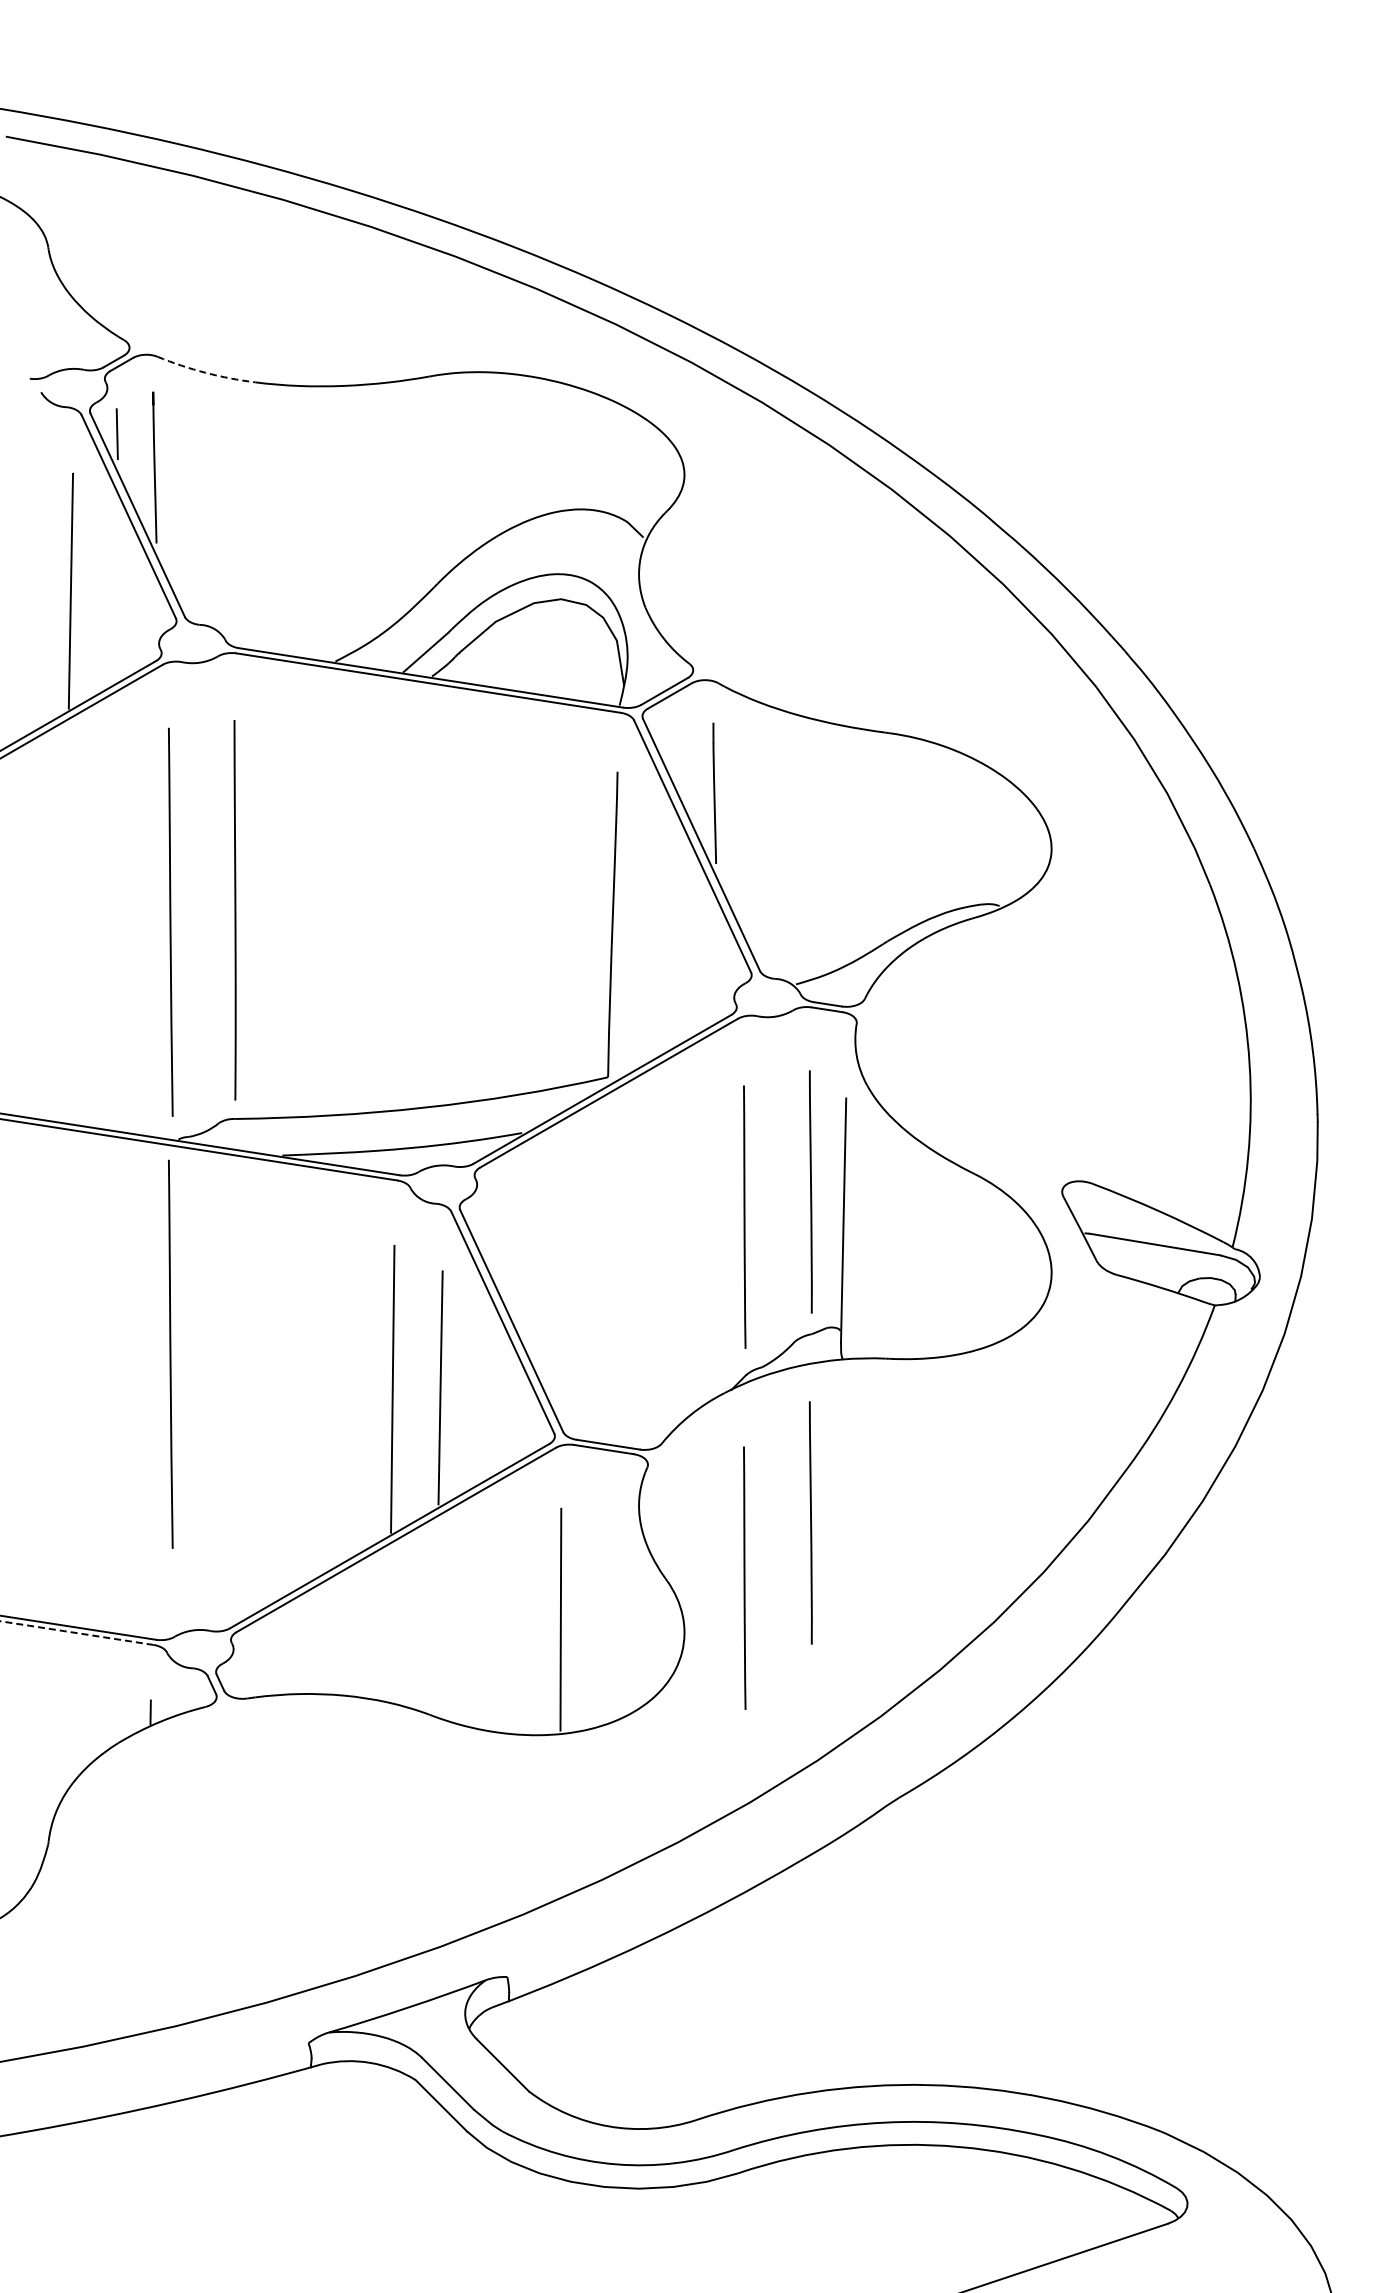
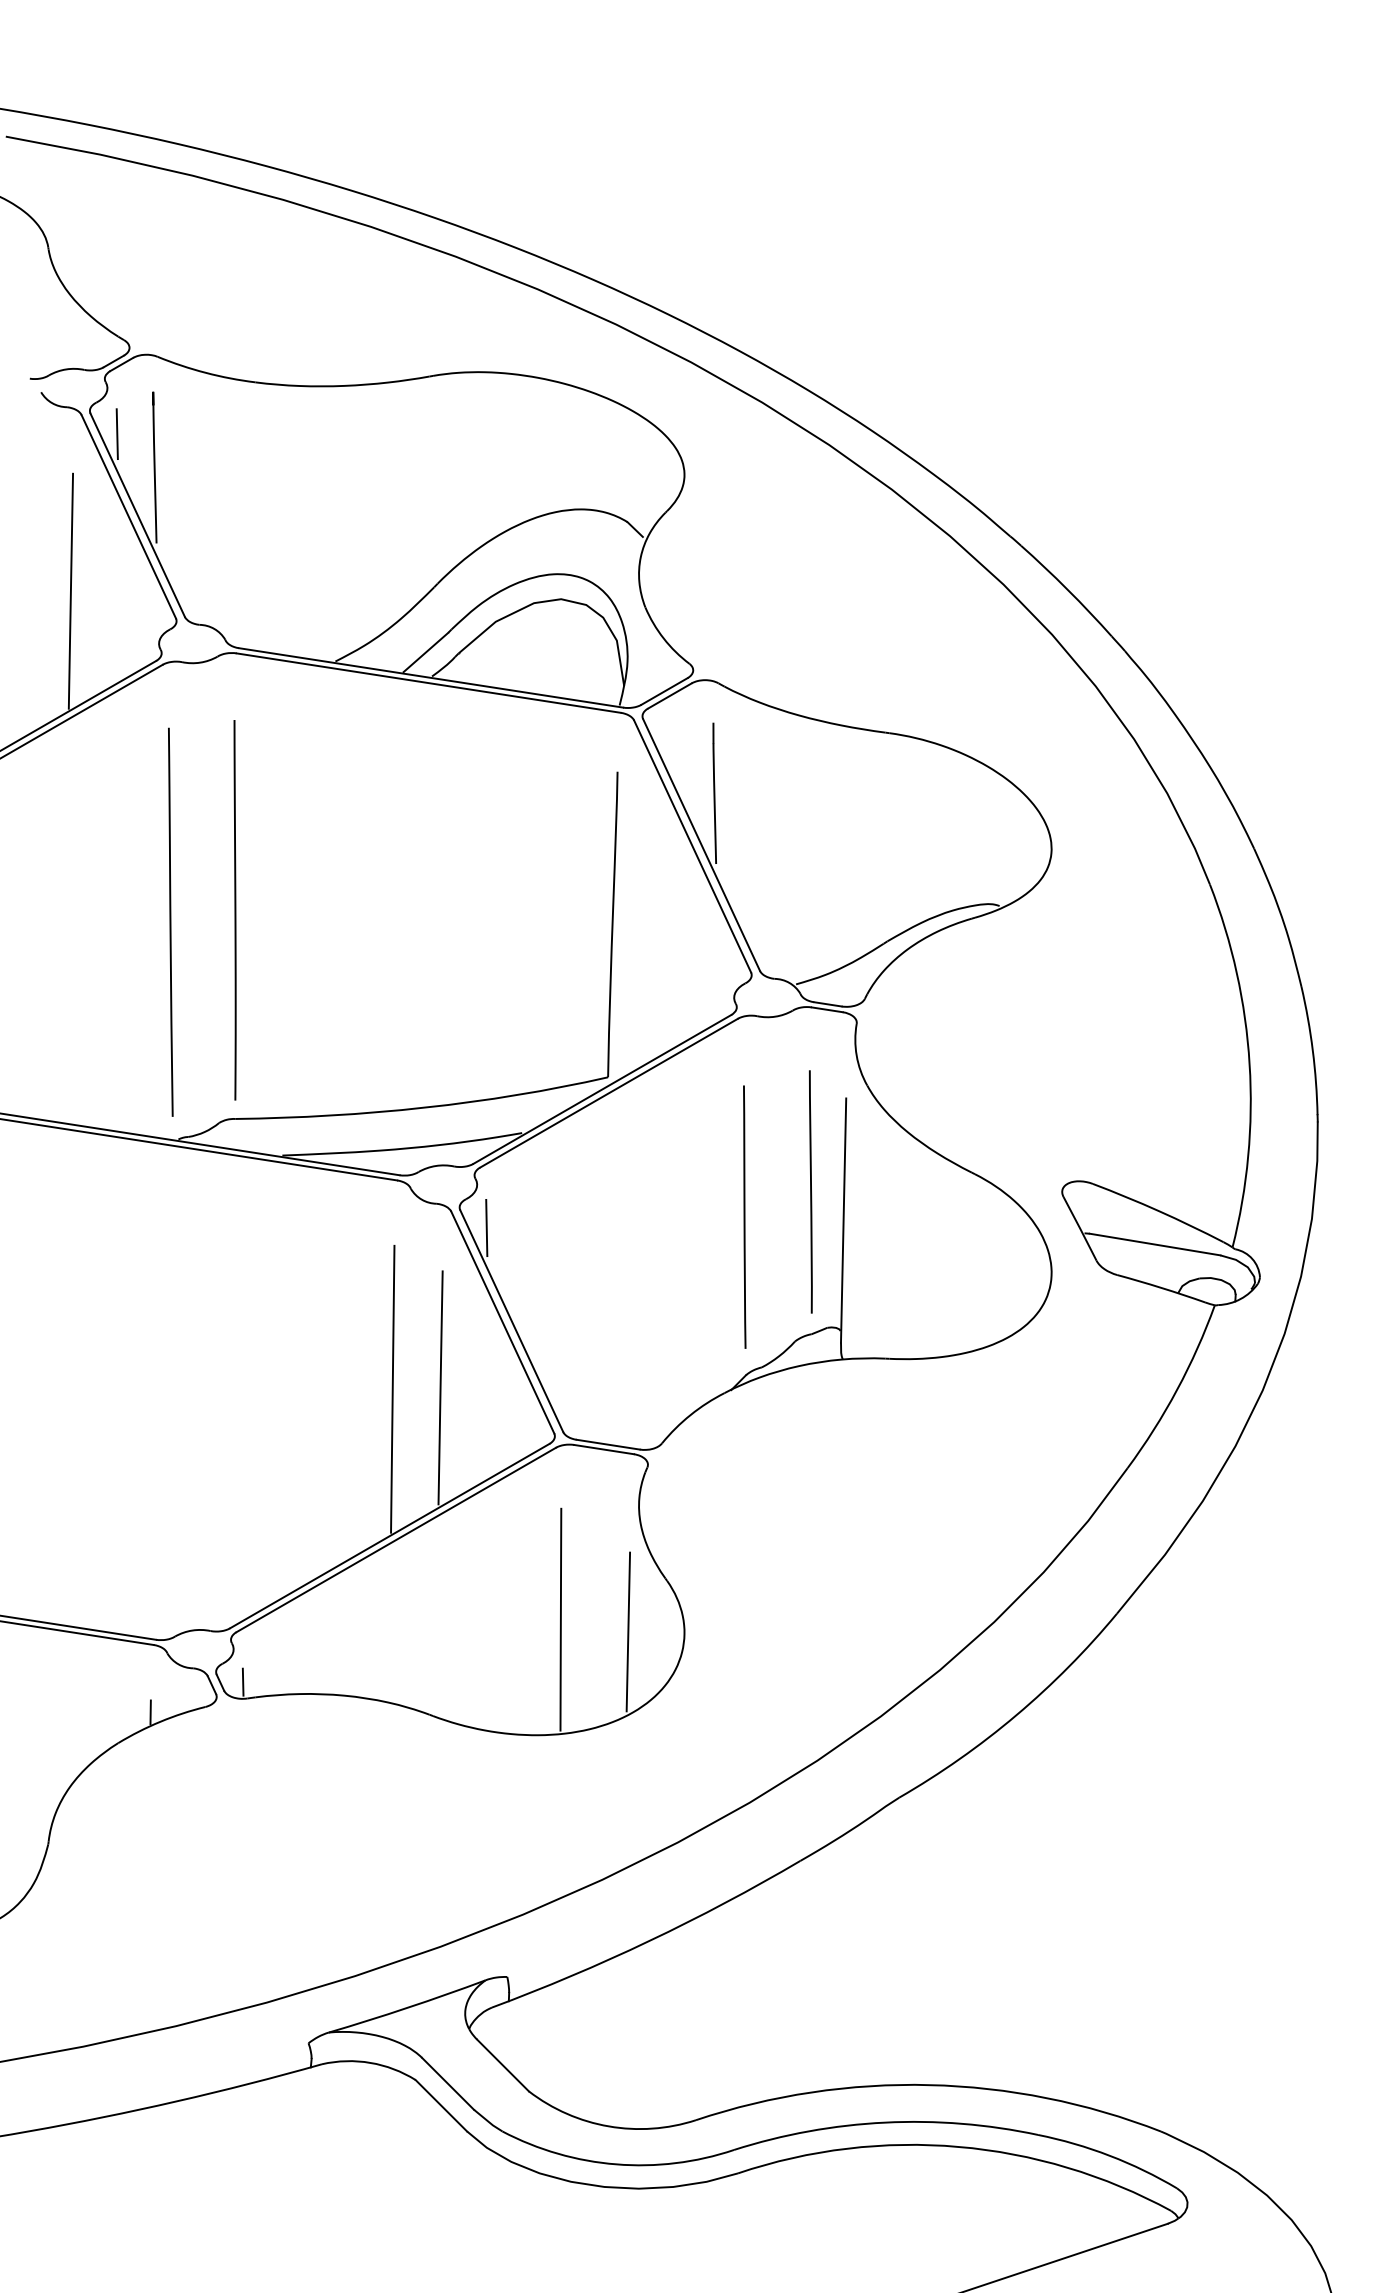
arc: dashed -> solid (205, 372)
line: none -> present (486, 1227)
line: present -> none (170, 1353)
line: present -> none (810, 1522)
line: present -> none (744, 1577)
line: none -> present (628, 1631)
line: dashed -> solid (76, 1633)
line: none -> present (242, 1681)
